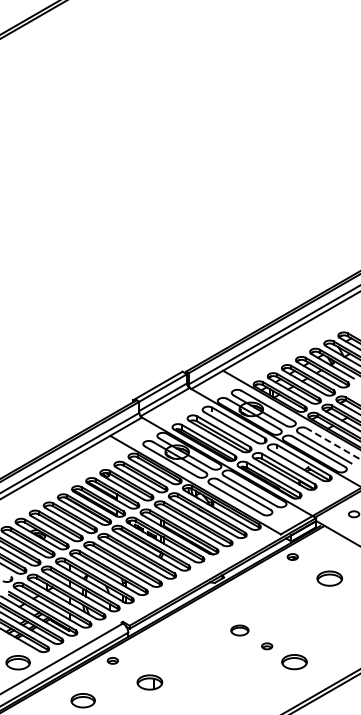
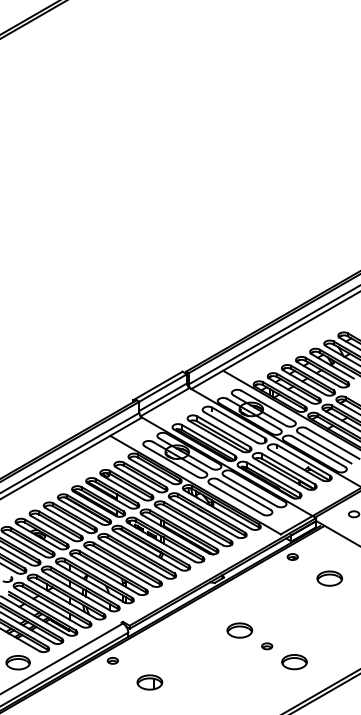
line: dashed -> solid (332, 443)
part size: 20x13 px -> 28x17 px (239, 630)
part: present -> none (82, 700)
